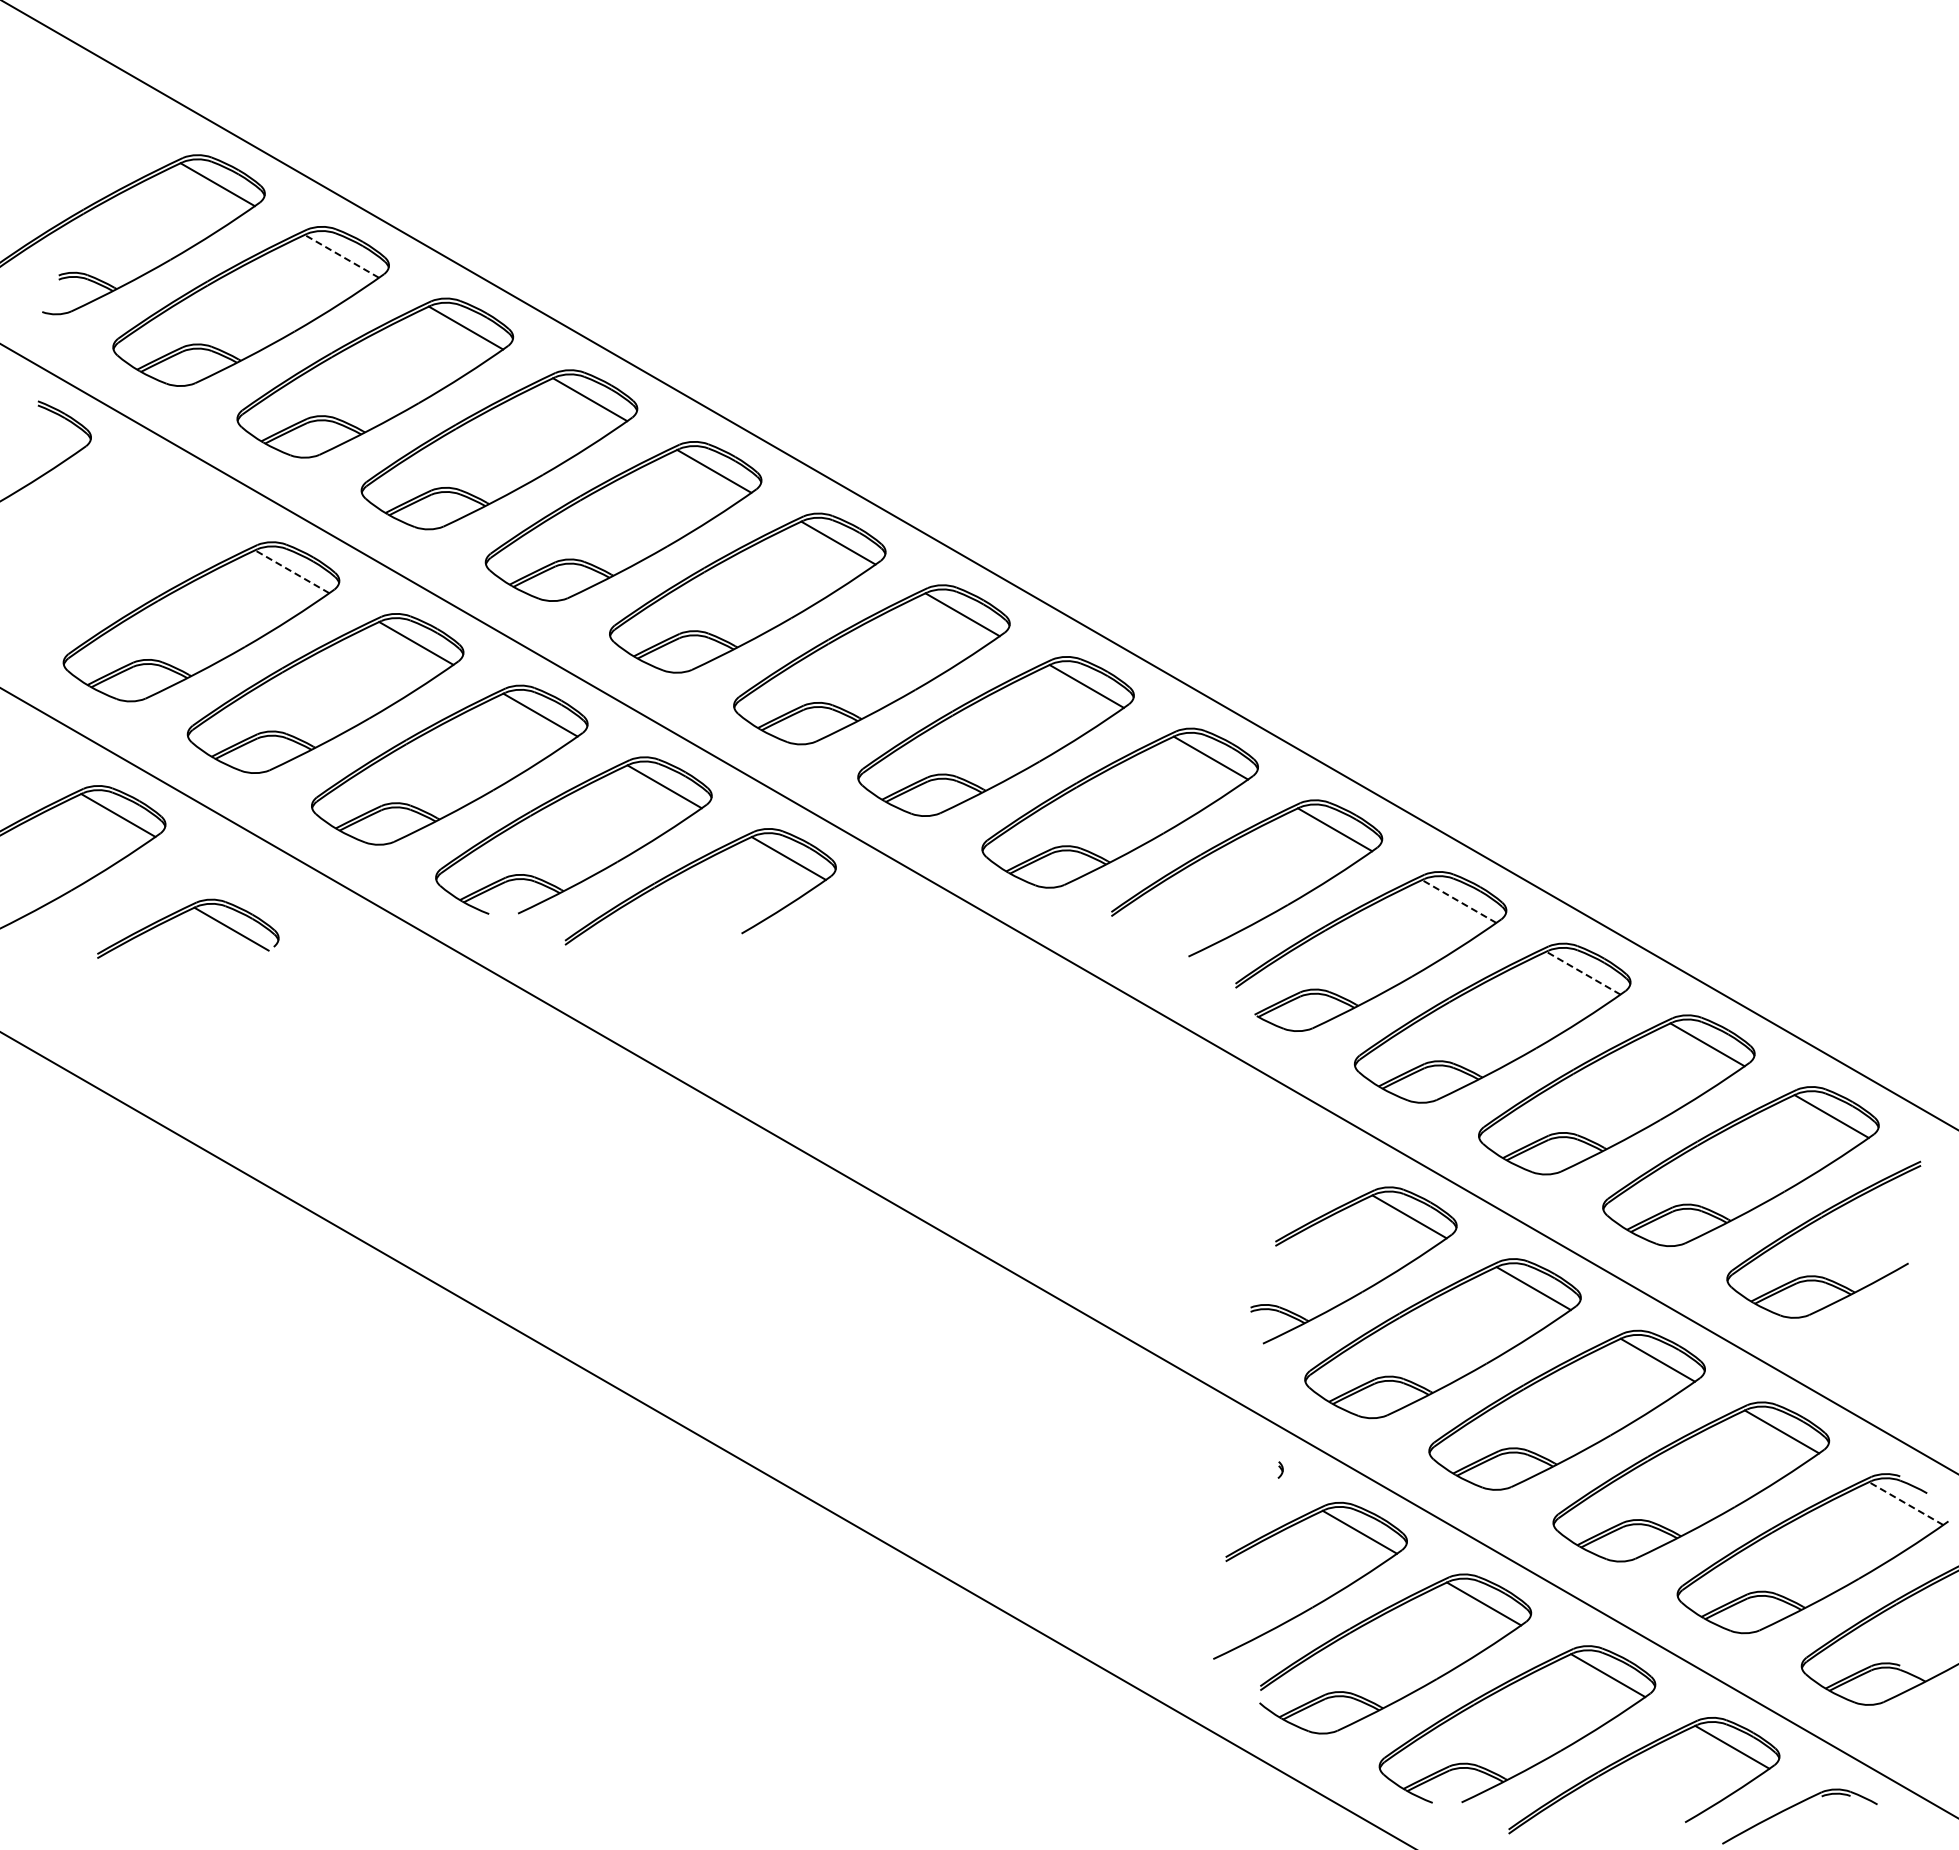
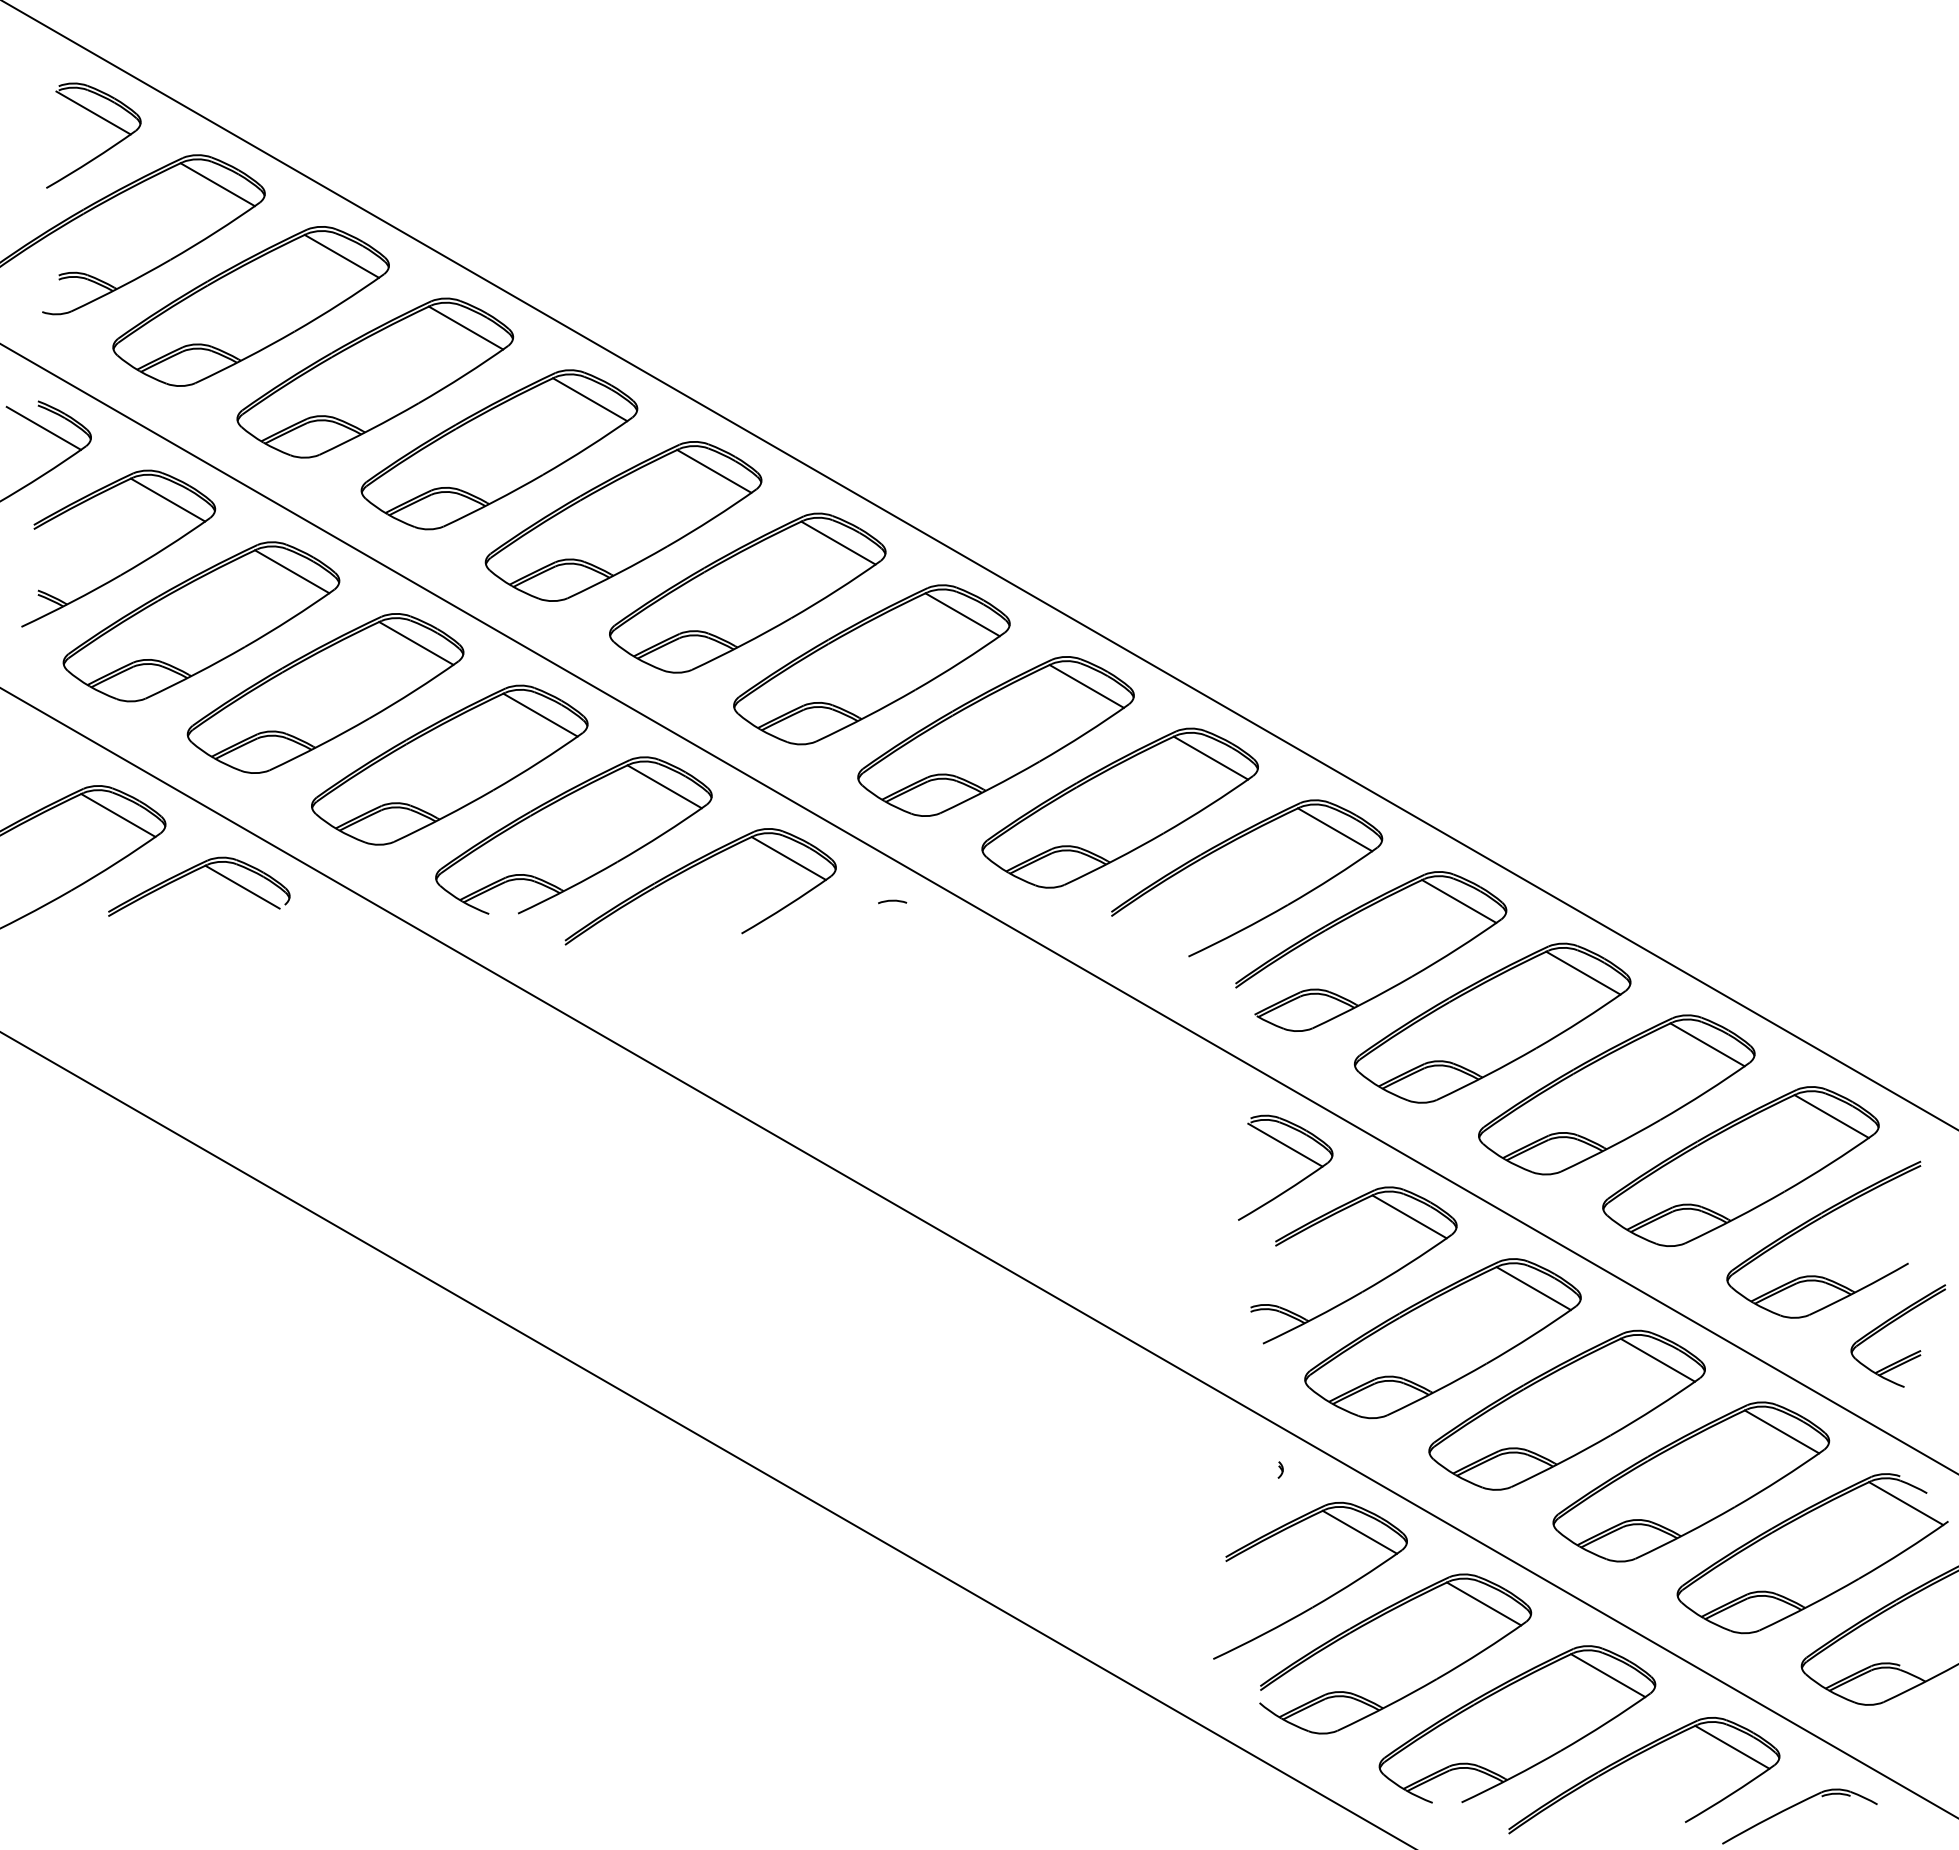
part: none -> present (102, 119)
line: dashed -> solid (341, 256)
line: none -> present (43, 427)
part: none -> present (128, 569)
line: dashed -> solid (292, 571)
curve: none -> present (892, 901)
line: dashed -> solid (1459, 901)
part position: (182, 914) -> (193, 872) (193, 872)
line: dashed -> solid (1583, 973)
part: none -> present (1295, 1152)
part: none -> present (1890, 1324)
line: dashed -> solid (1906, 1503)
